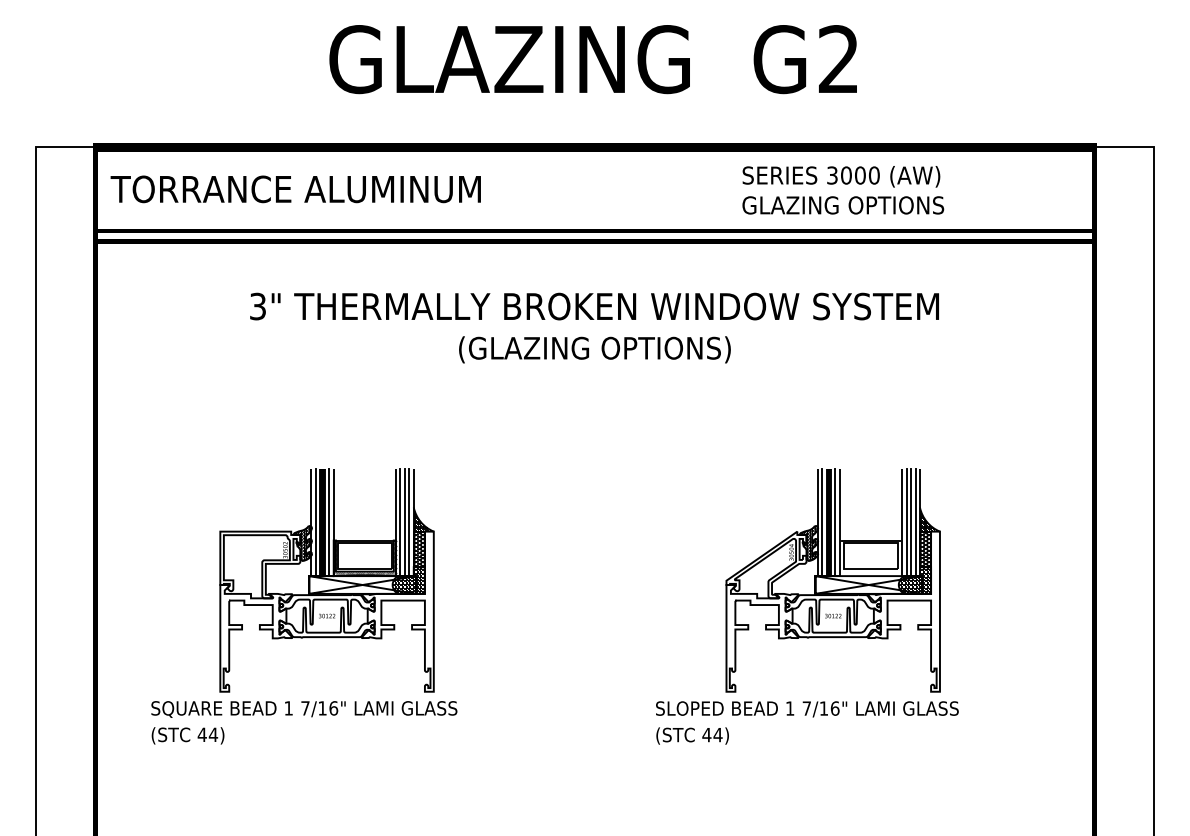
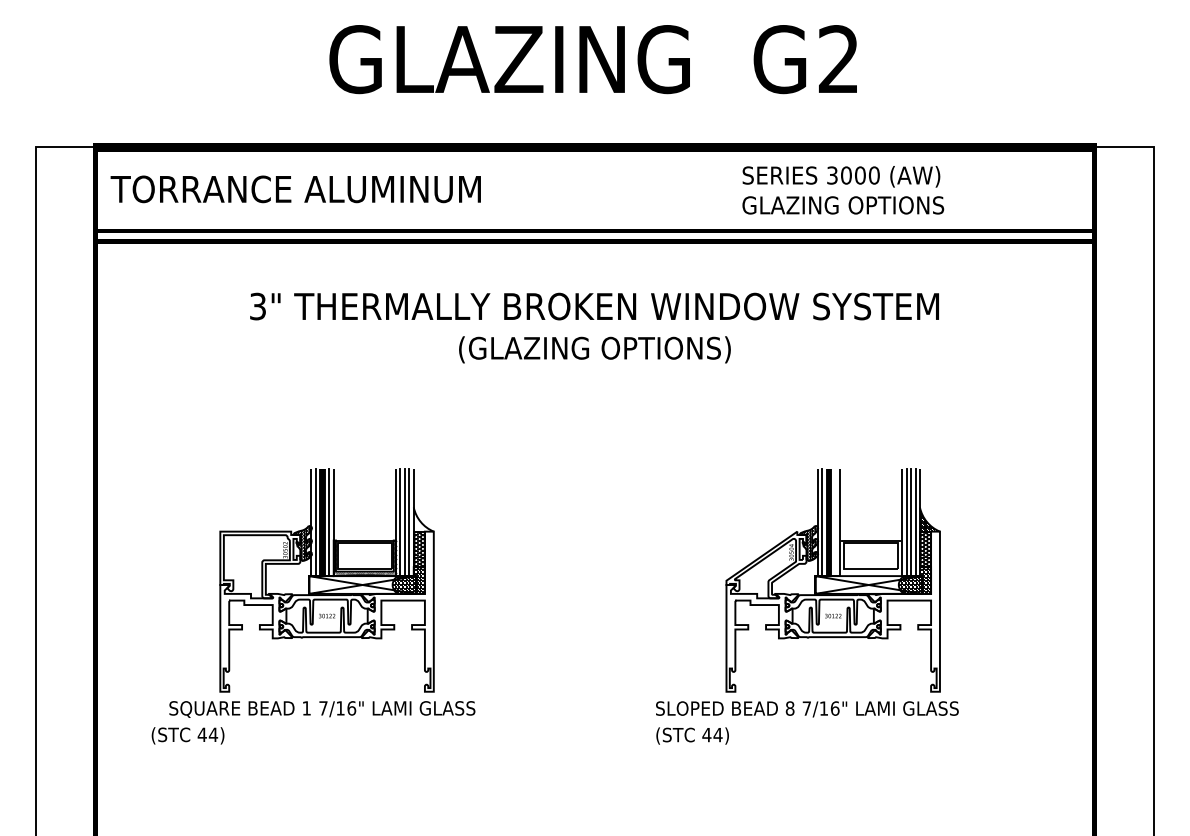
hatch: present -> none (422, 519)
line: present -> none (835, 522)
text: 1 -> 8 (789, 708)
text position: (304, 709) -> (322, 709) (322, 709)
